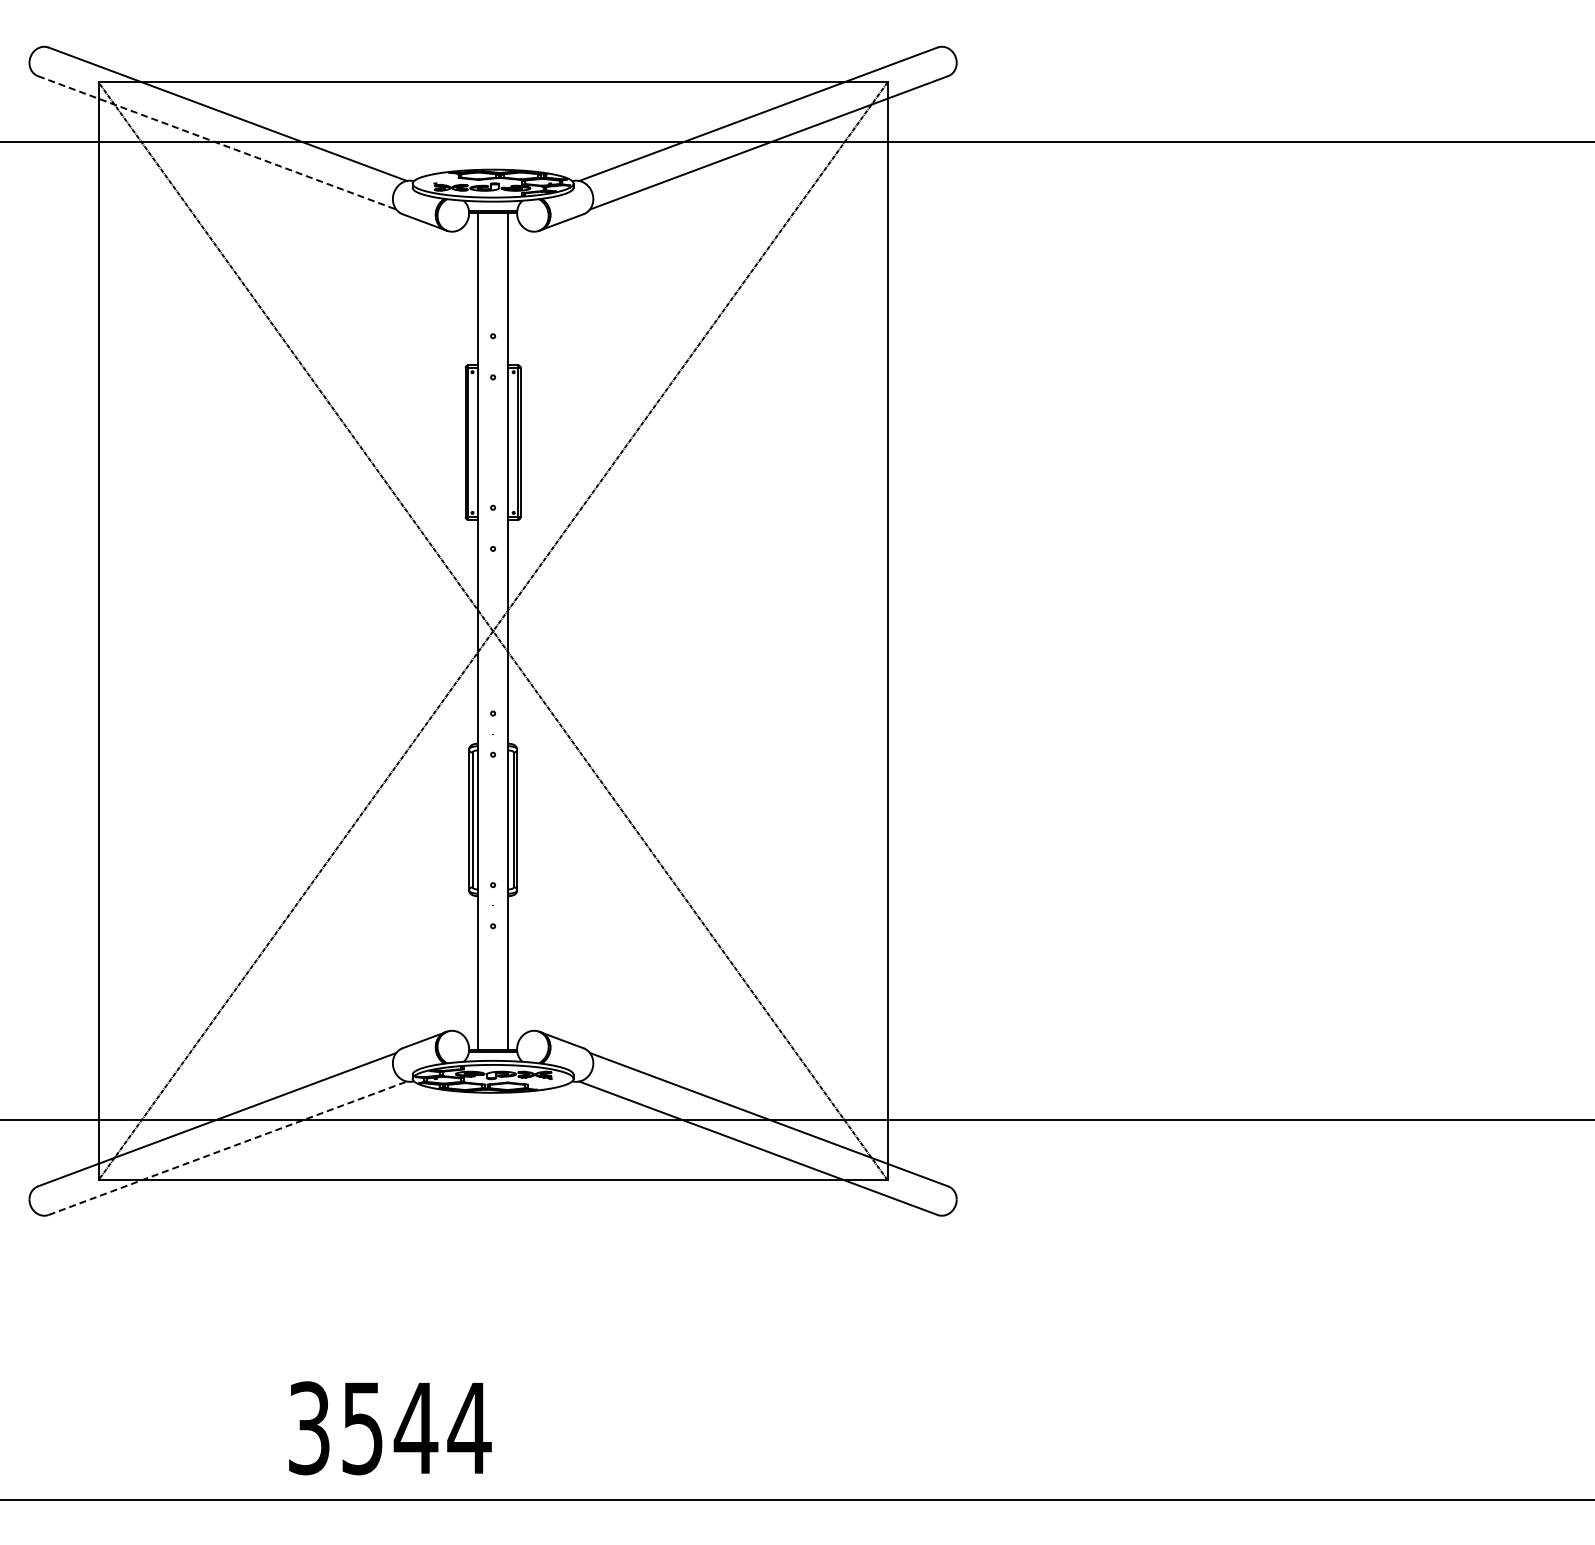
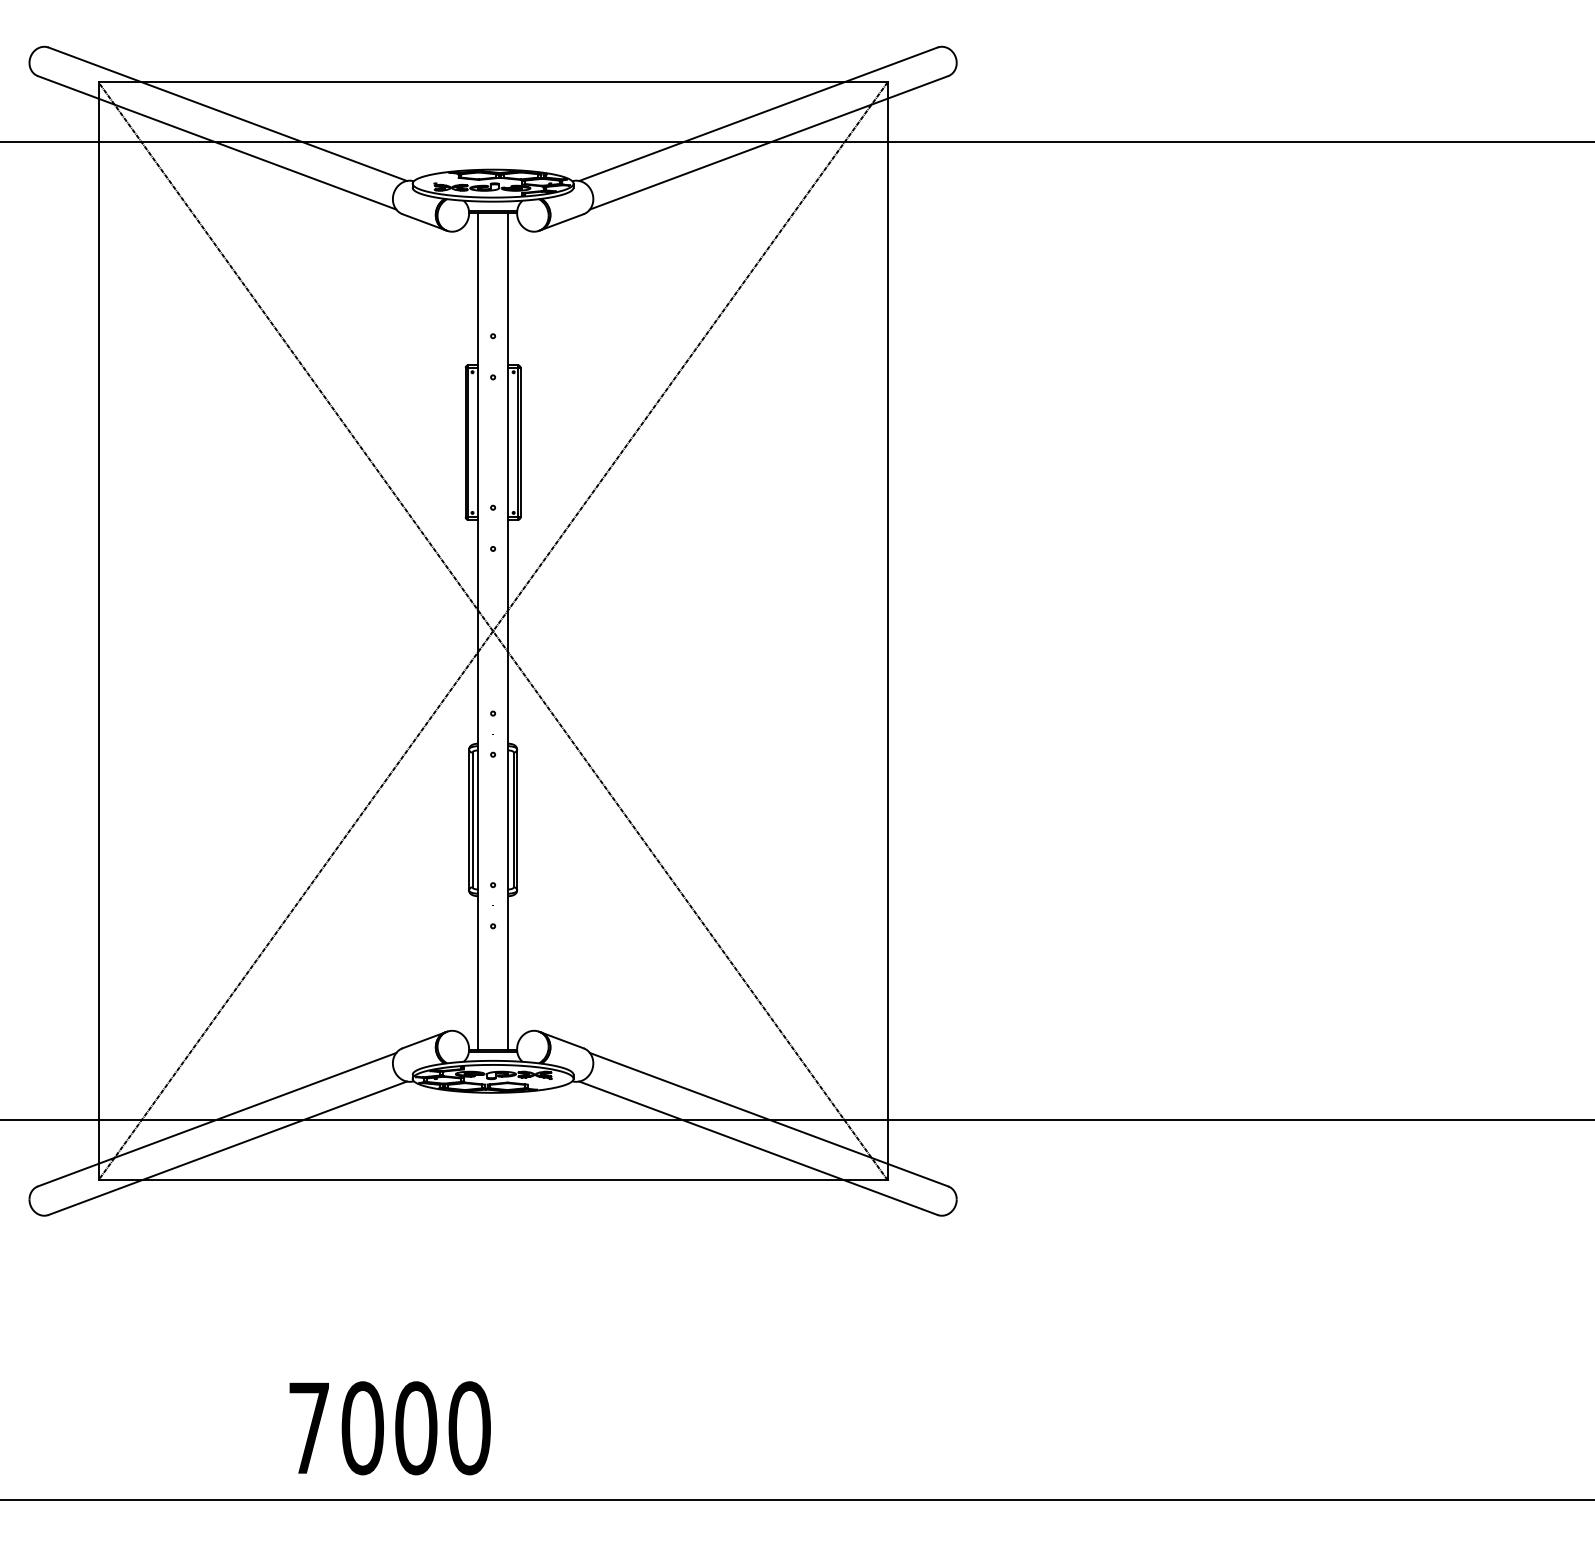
line: dashed -> solid (217, 143)
line: dashed -> solid (228, 1148)
text: 3544 -> 7000 (390, 1428)
